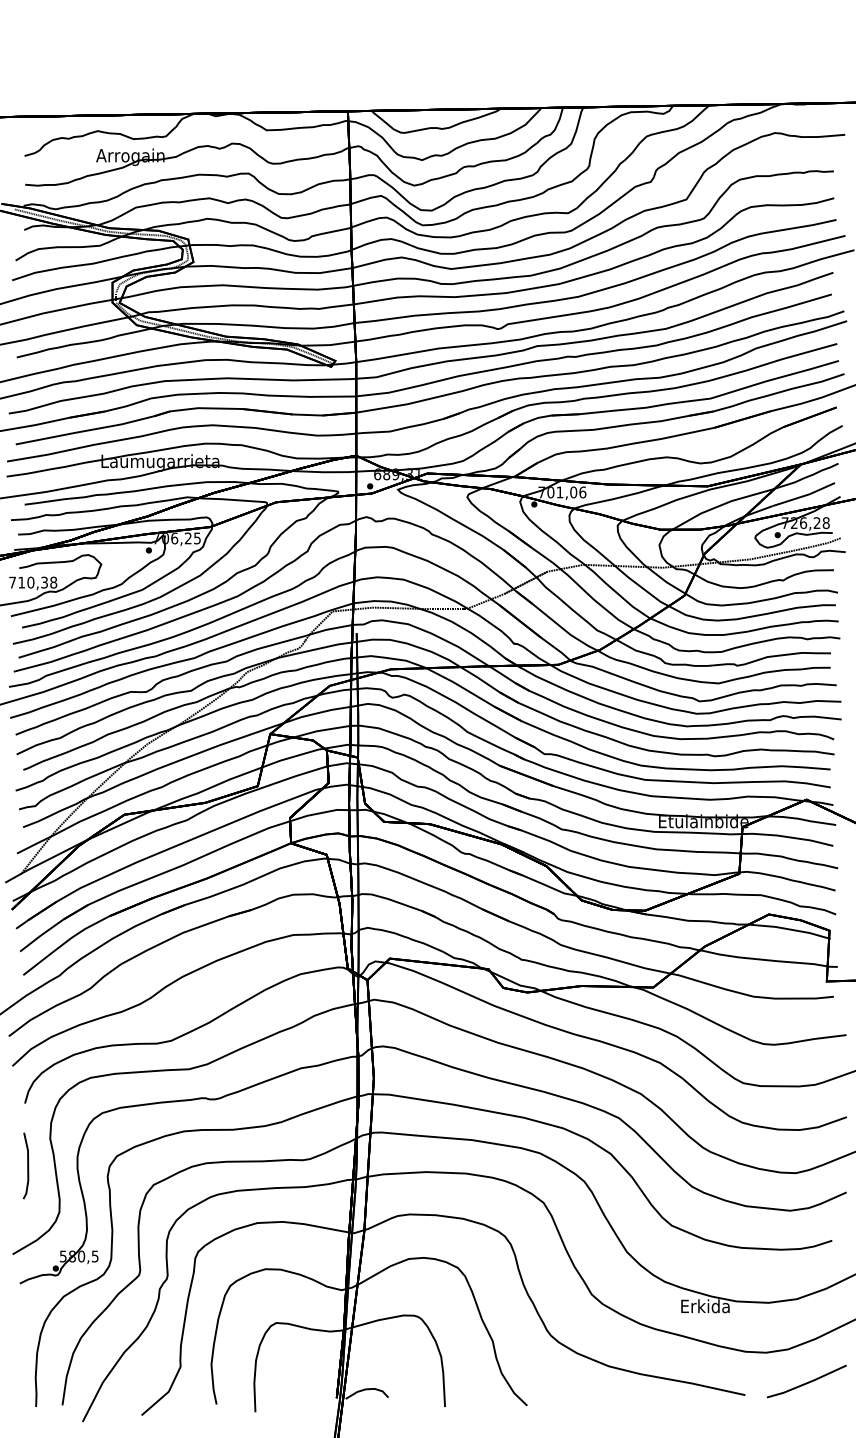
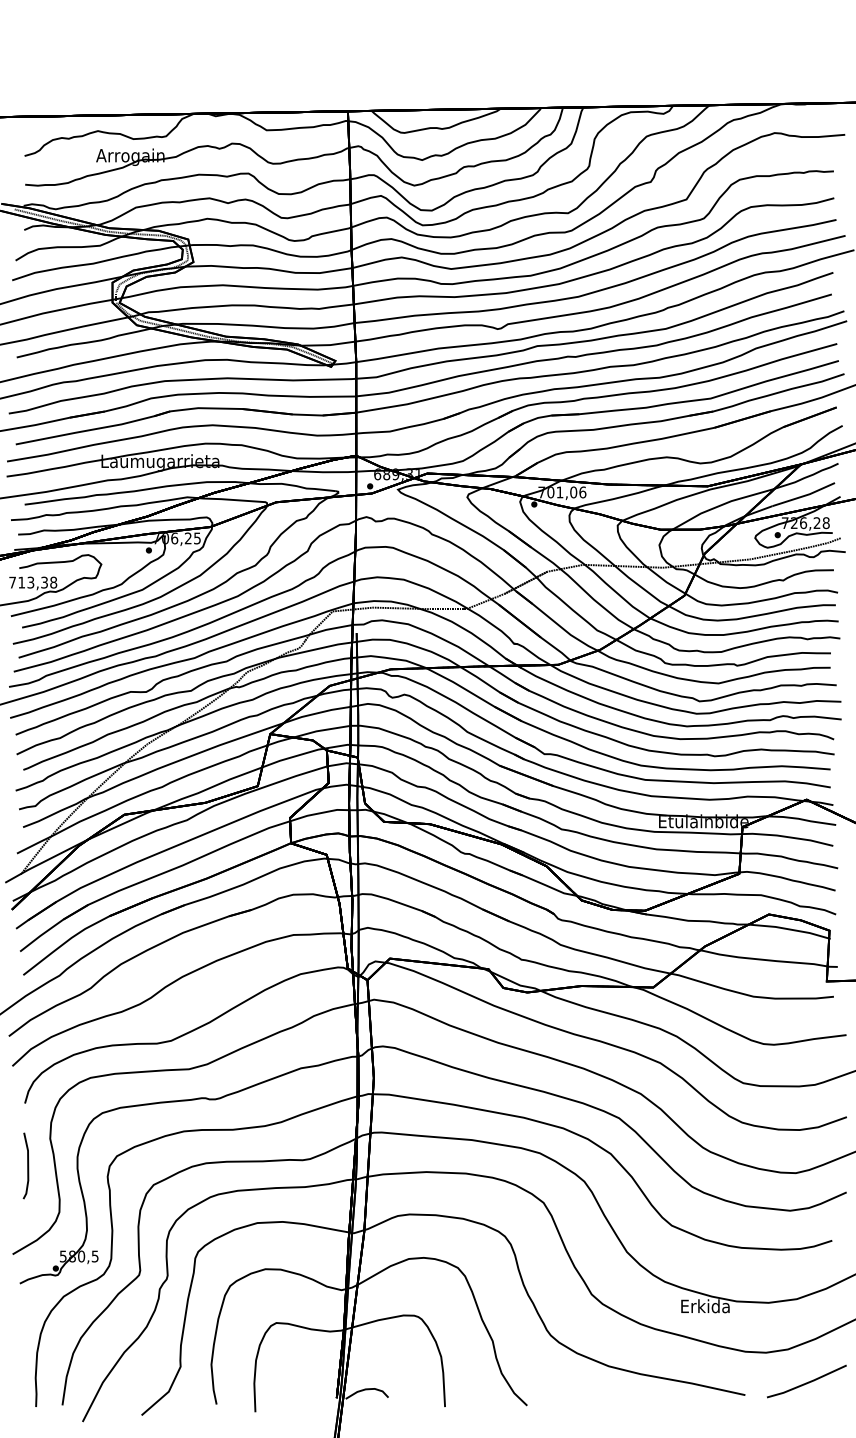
text: 710,38 -> 713,38 (30, 582)
